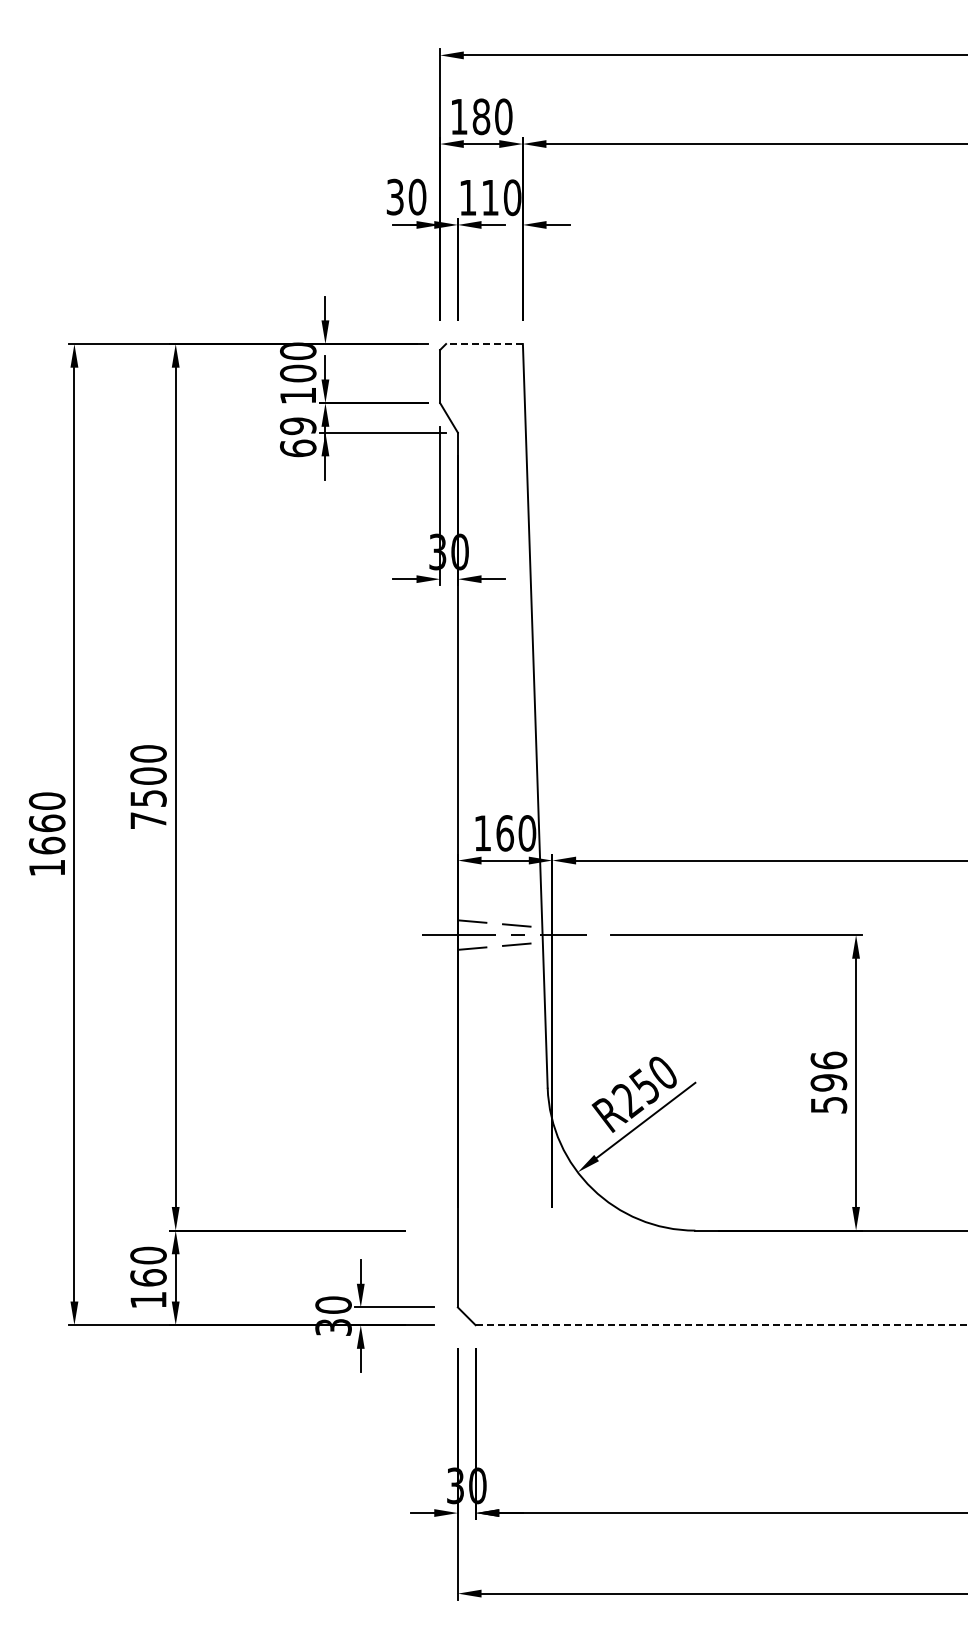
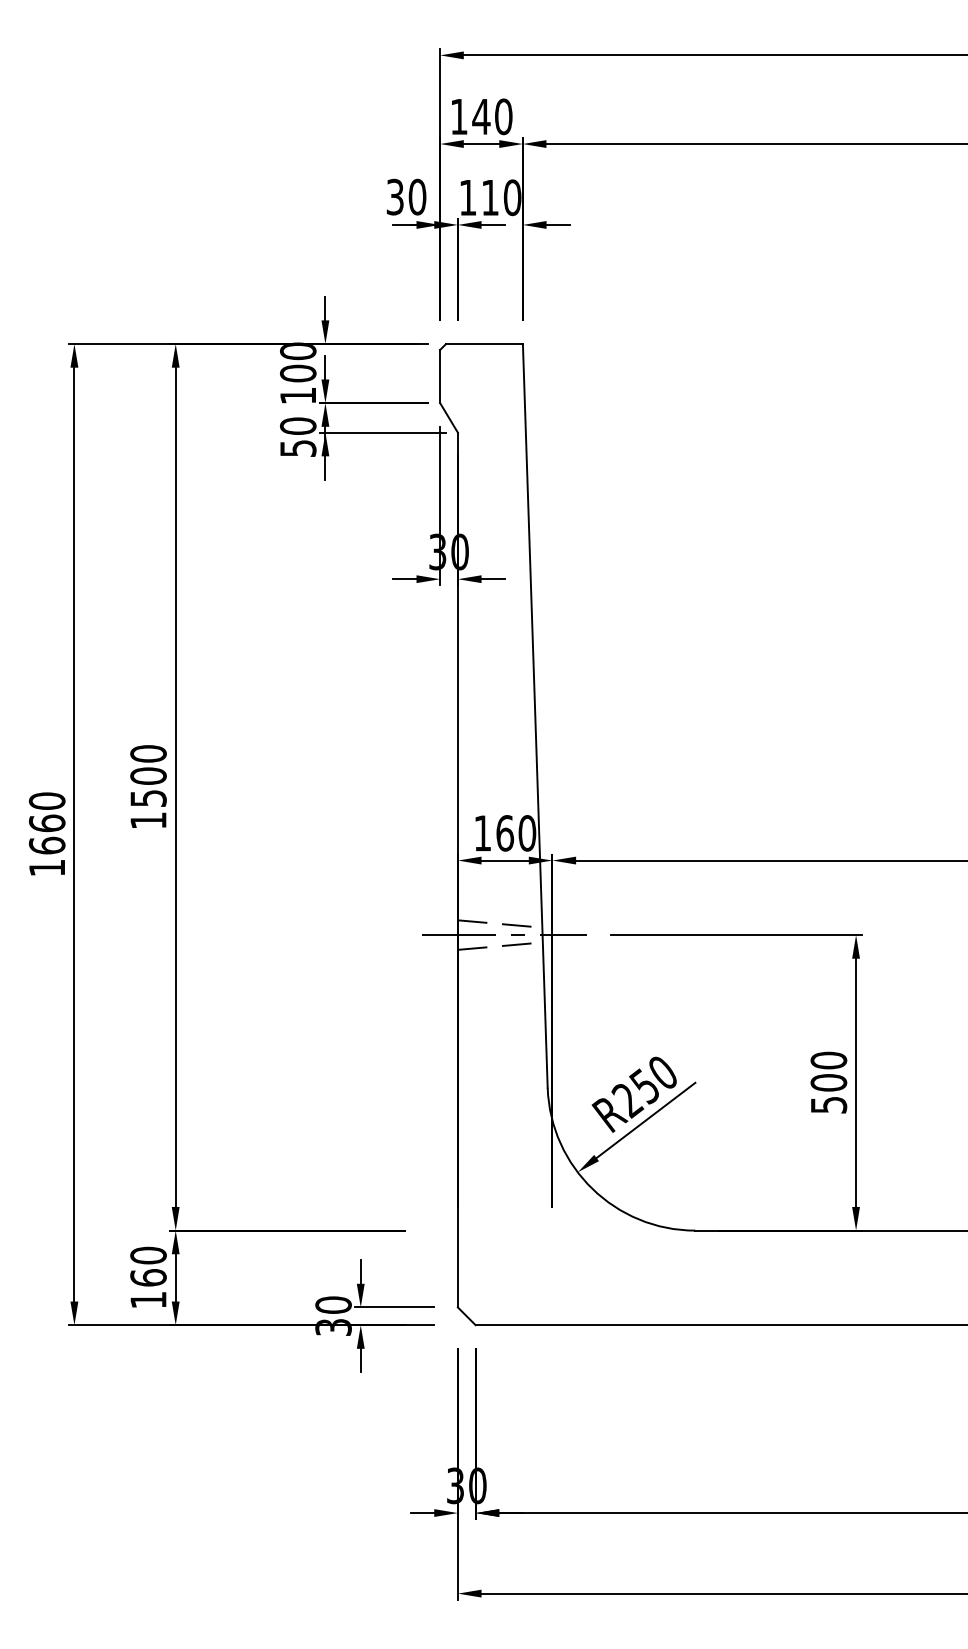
text: 180 -> 140 (481, 116)
line: dashed -> solid (484, 344)
text: 69 -> 50 (298, 437)
text: 7500 -> 1500 (148, 820)
text: 596 -> 500 (828, 1071)
line: dashed -> solid (721, 1325)
